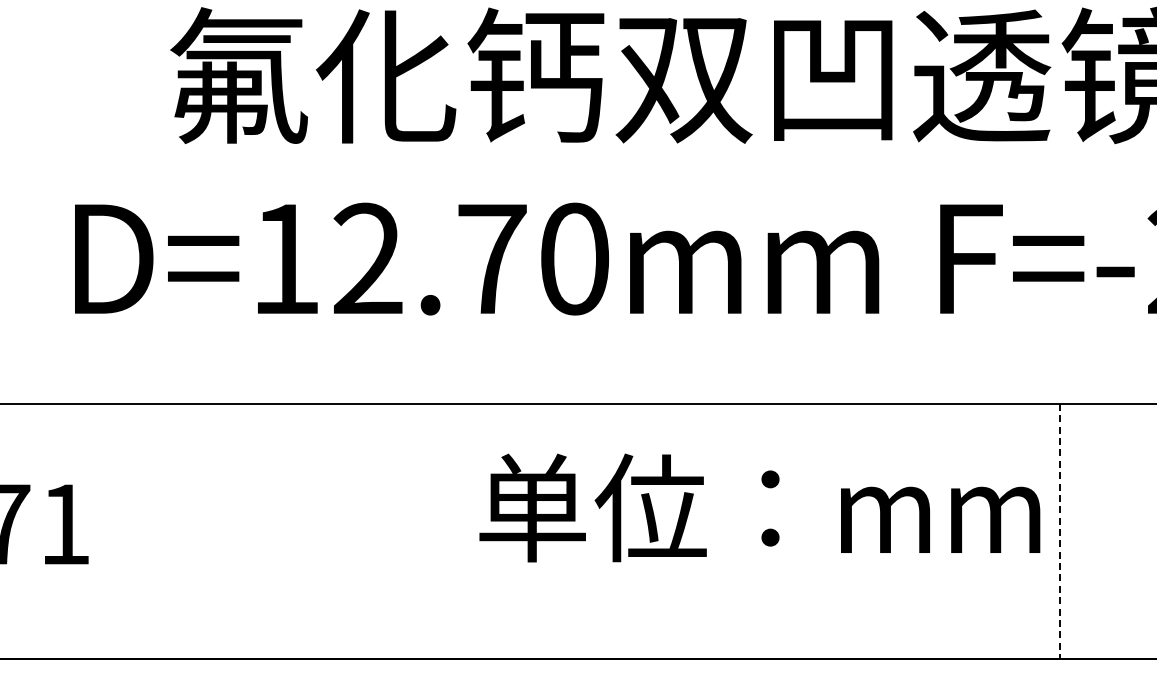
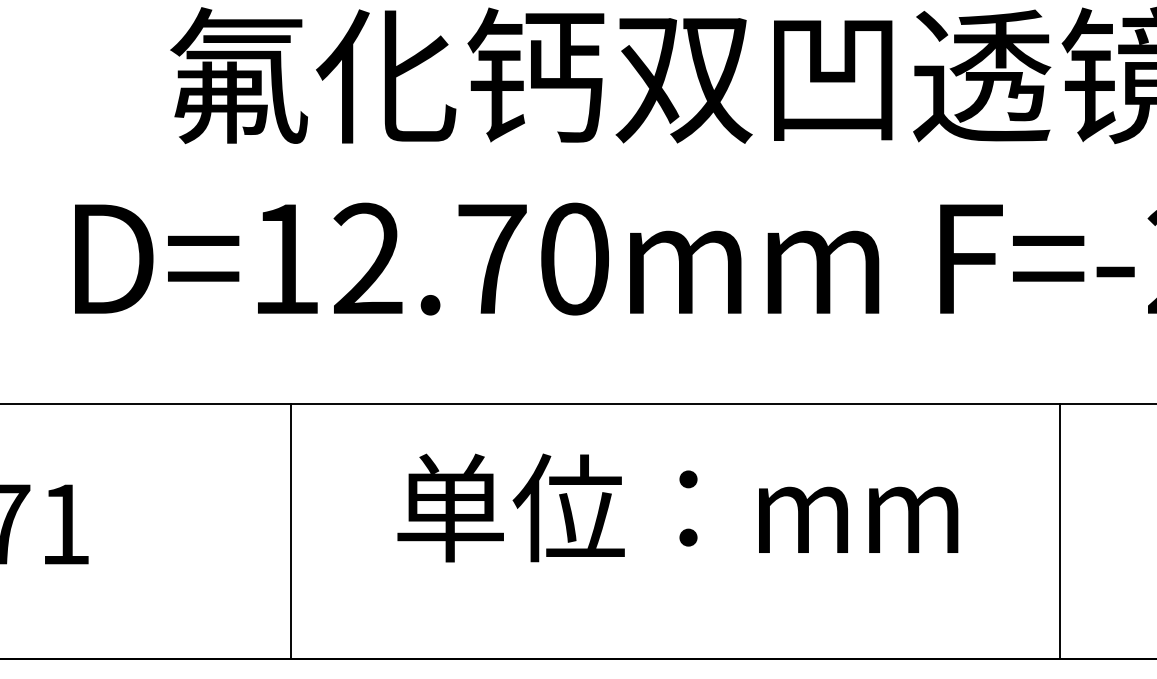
text position: (759, 507) -> (677, 507) (677, 507)
line: none -> present (290, 531)
line: dashed -> solid (1059, 531)
